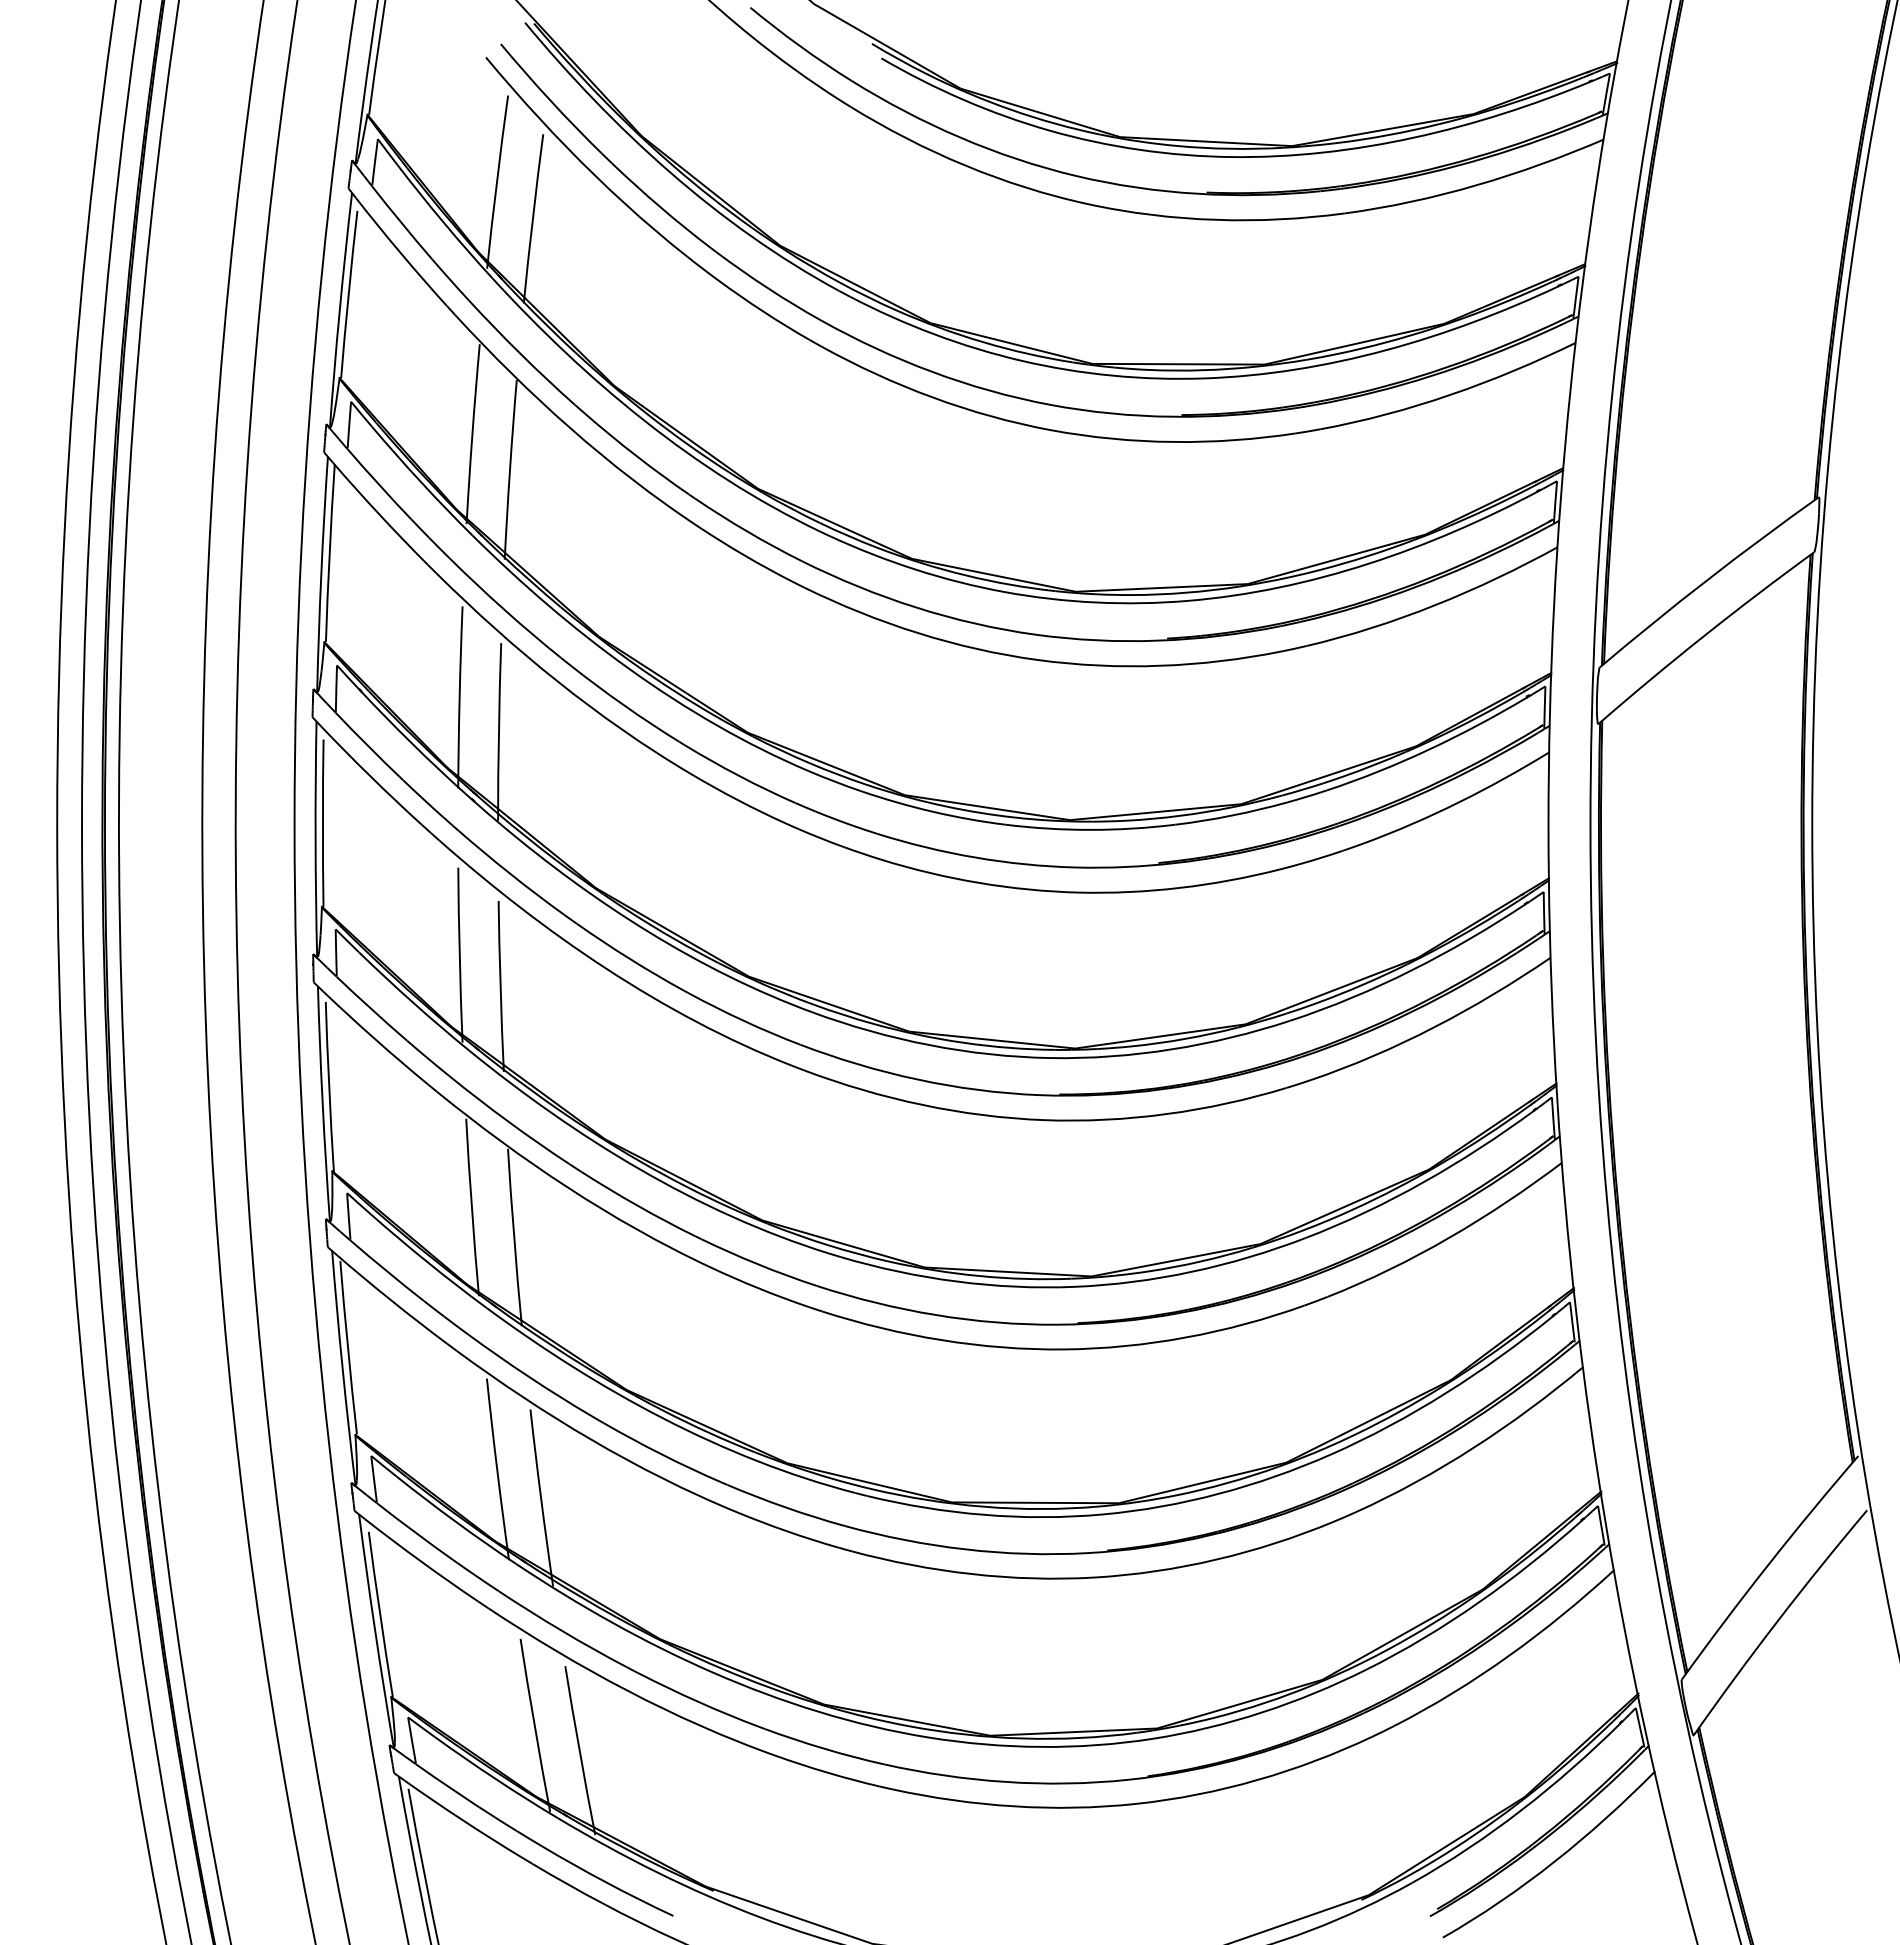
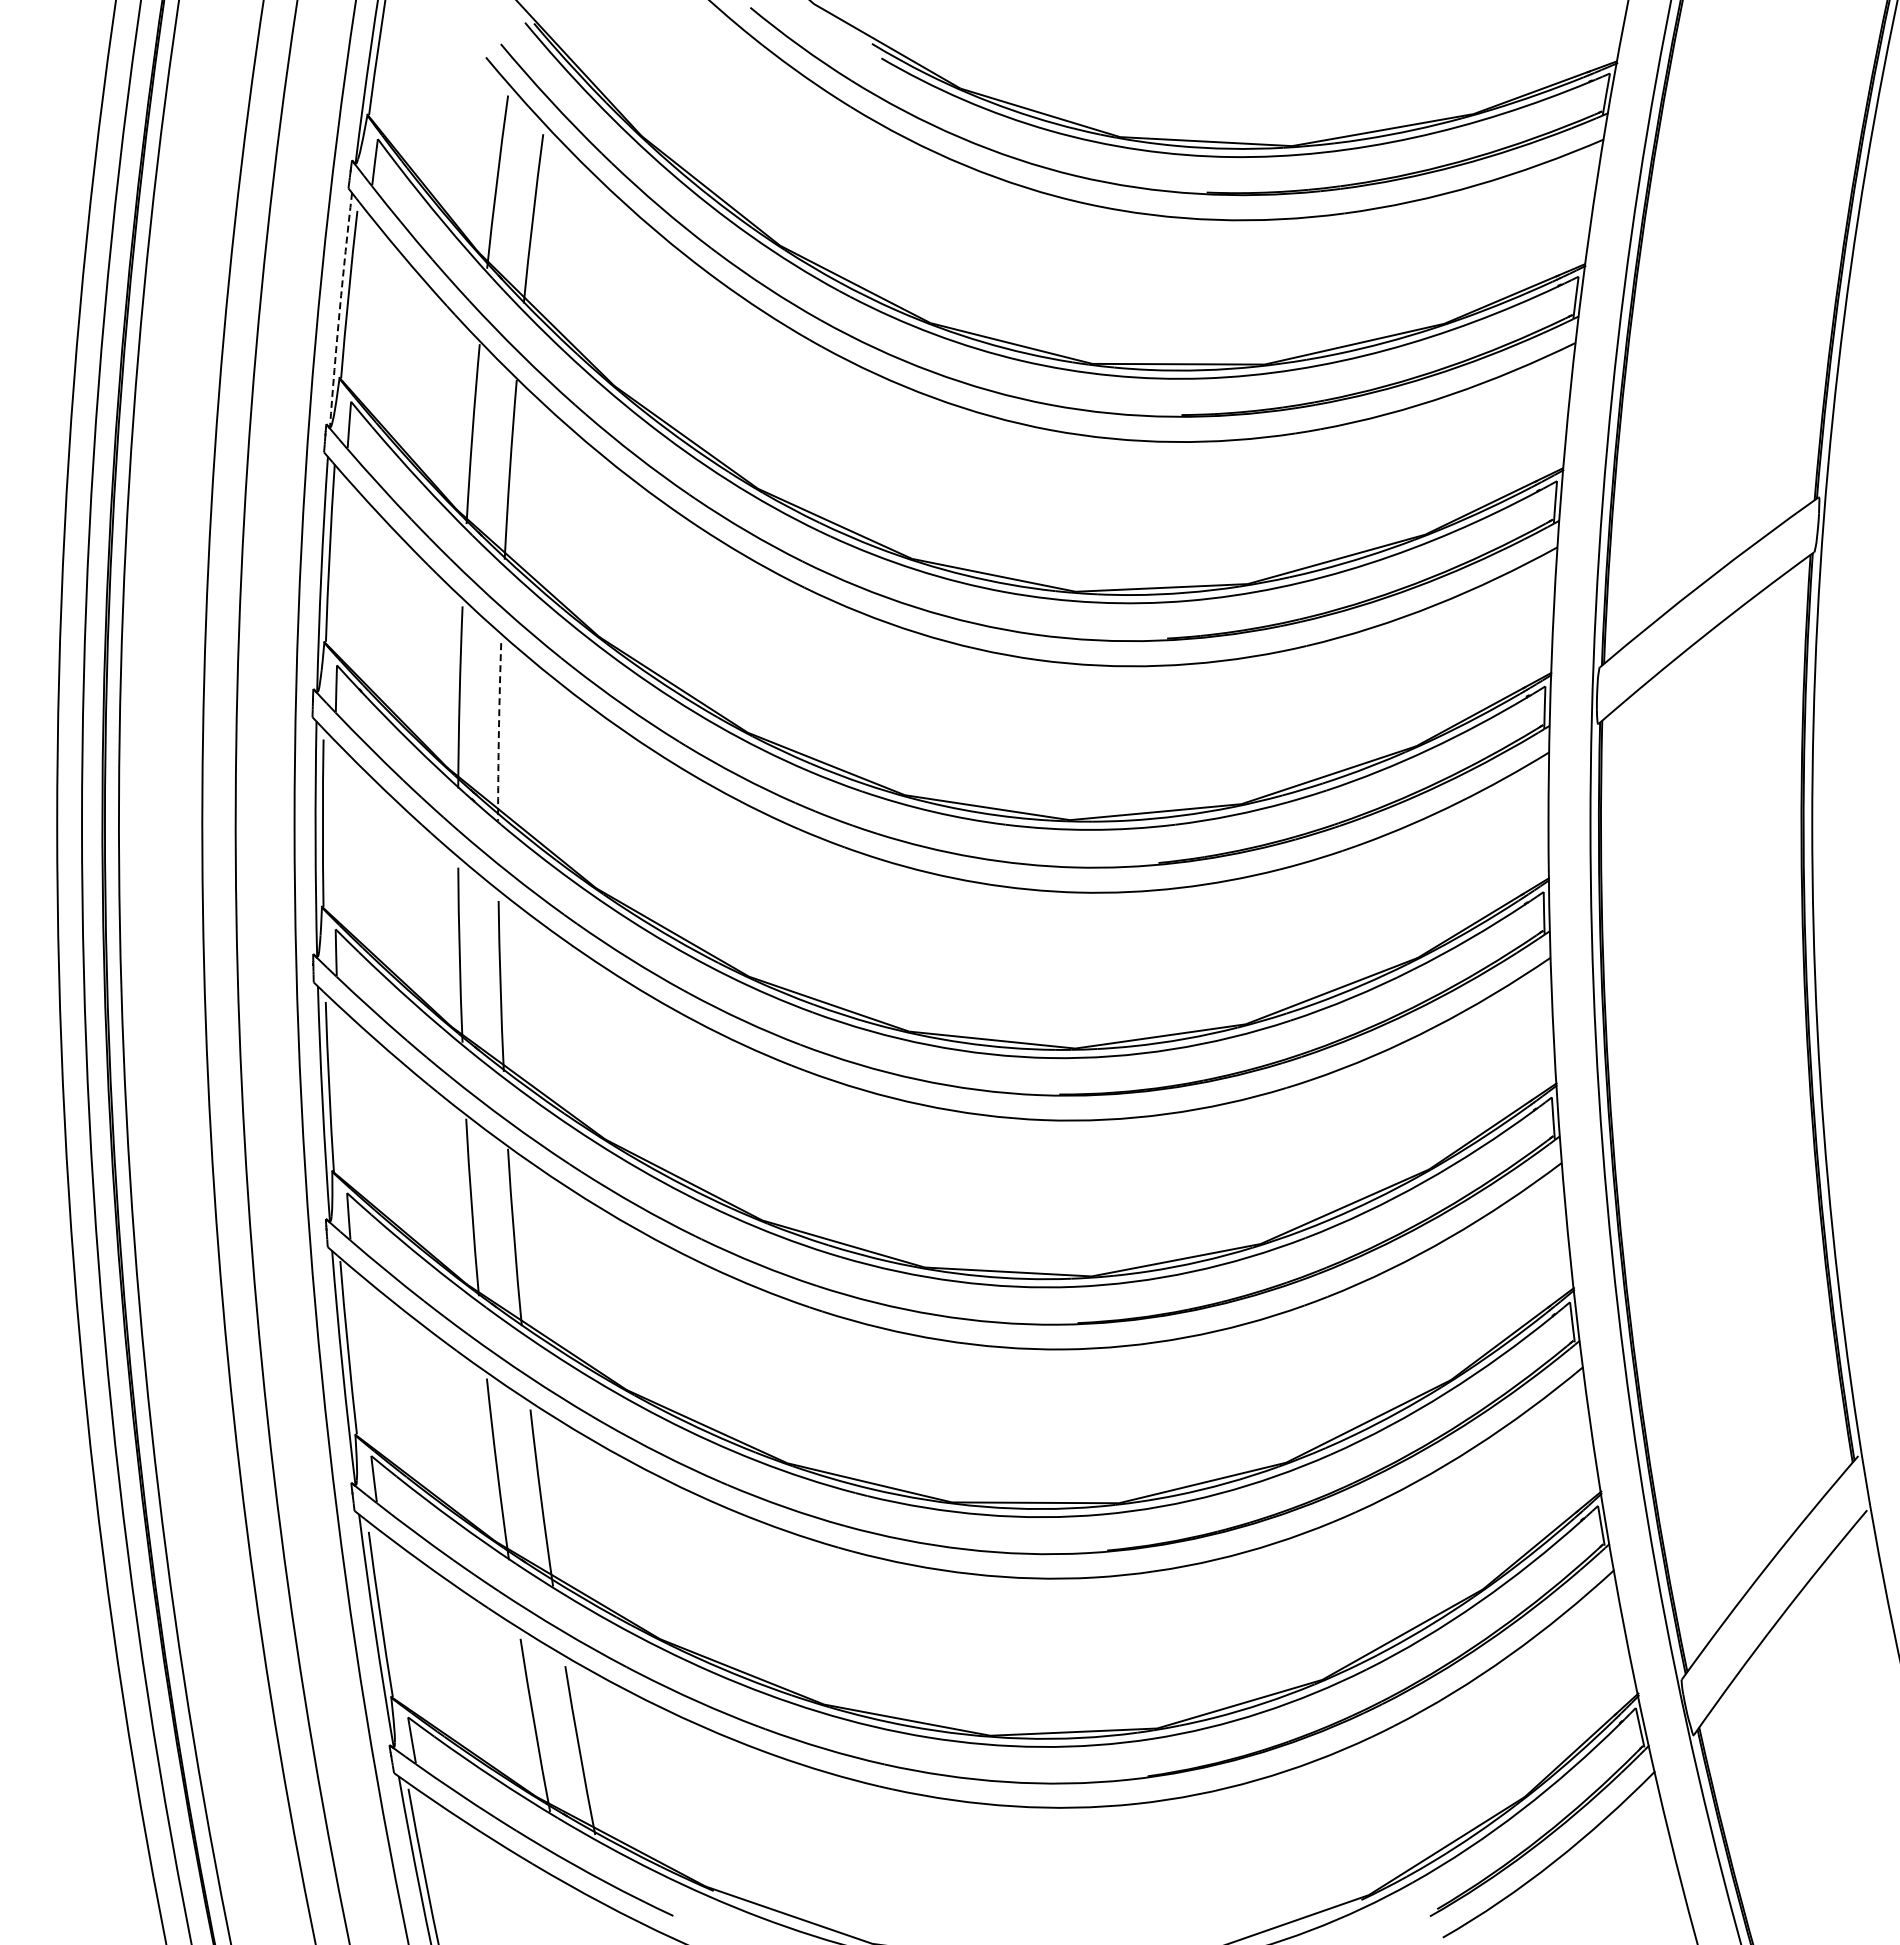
arc: solid -> dashed (339, 310)
arc: solid -> dashed (498, 731)
